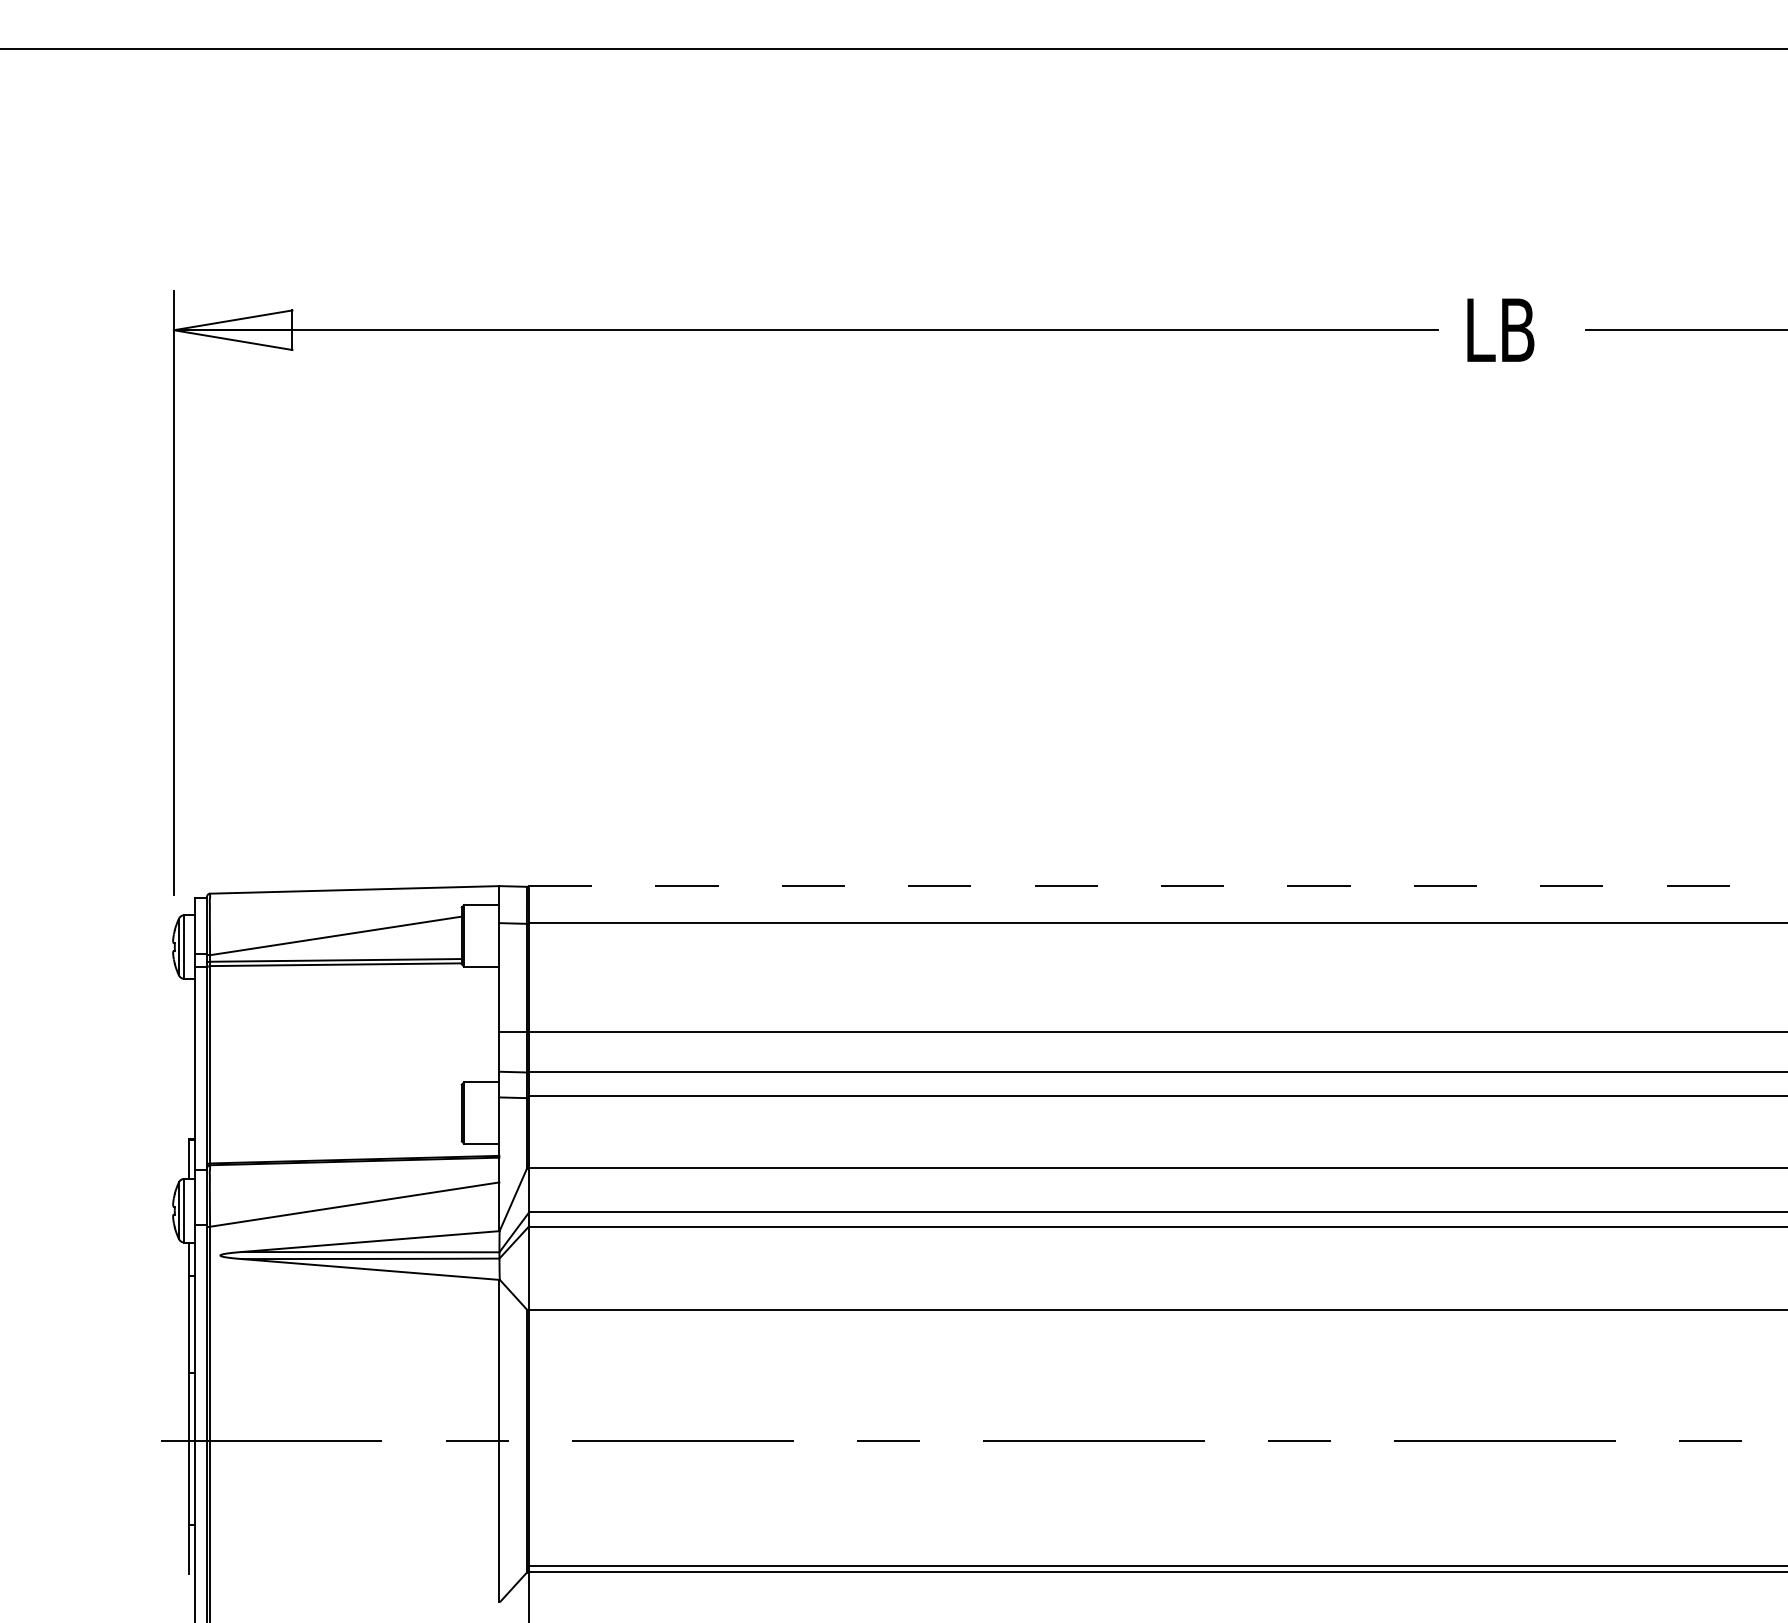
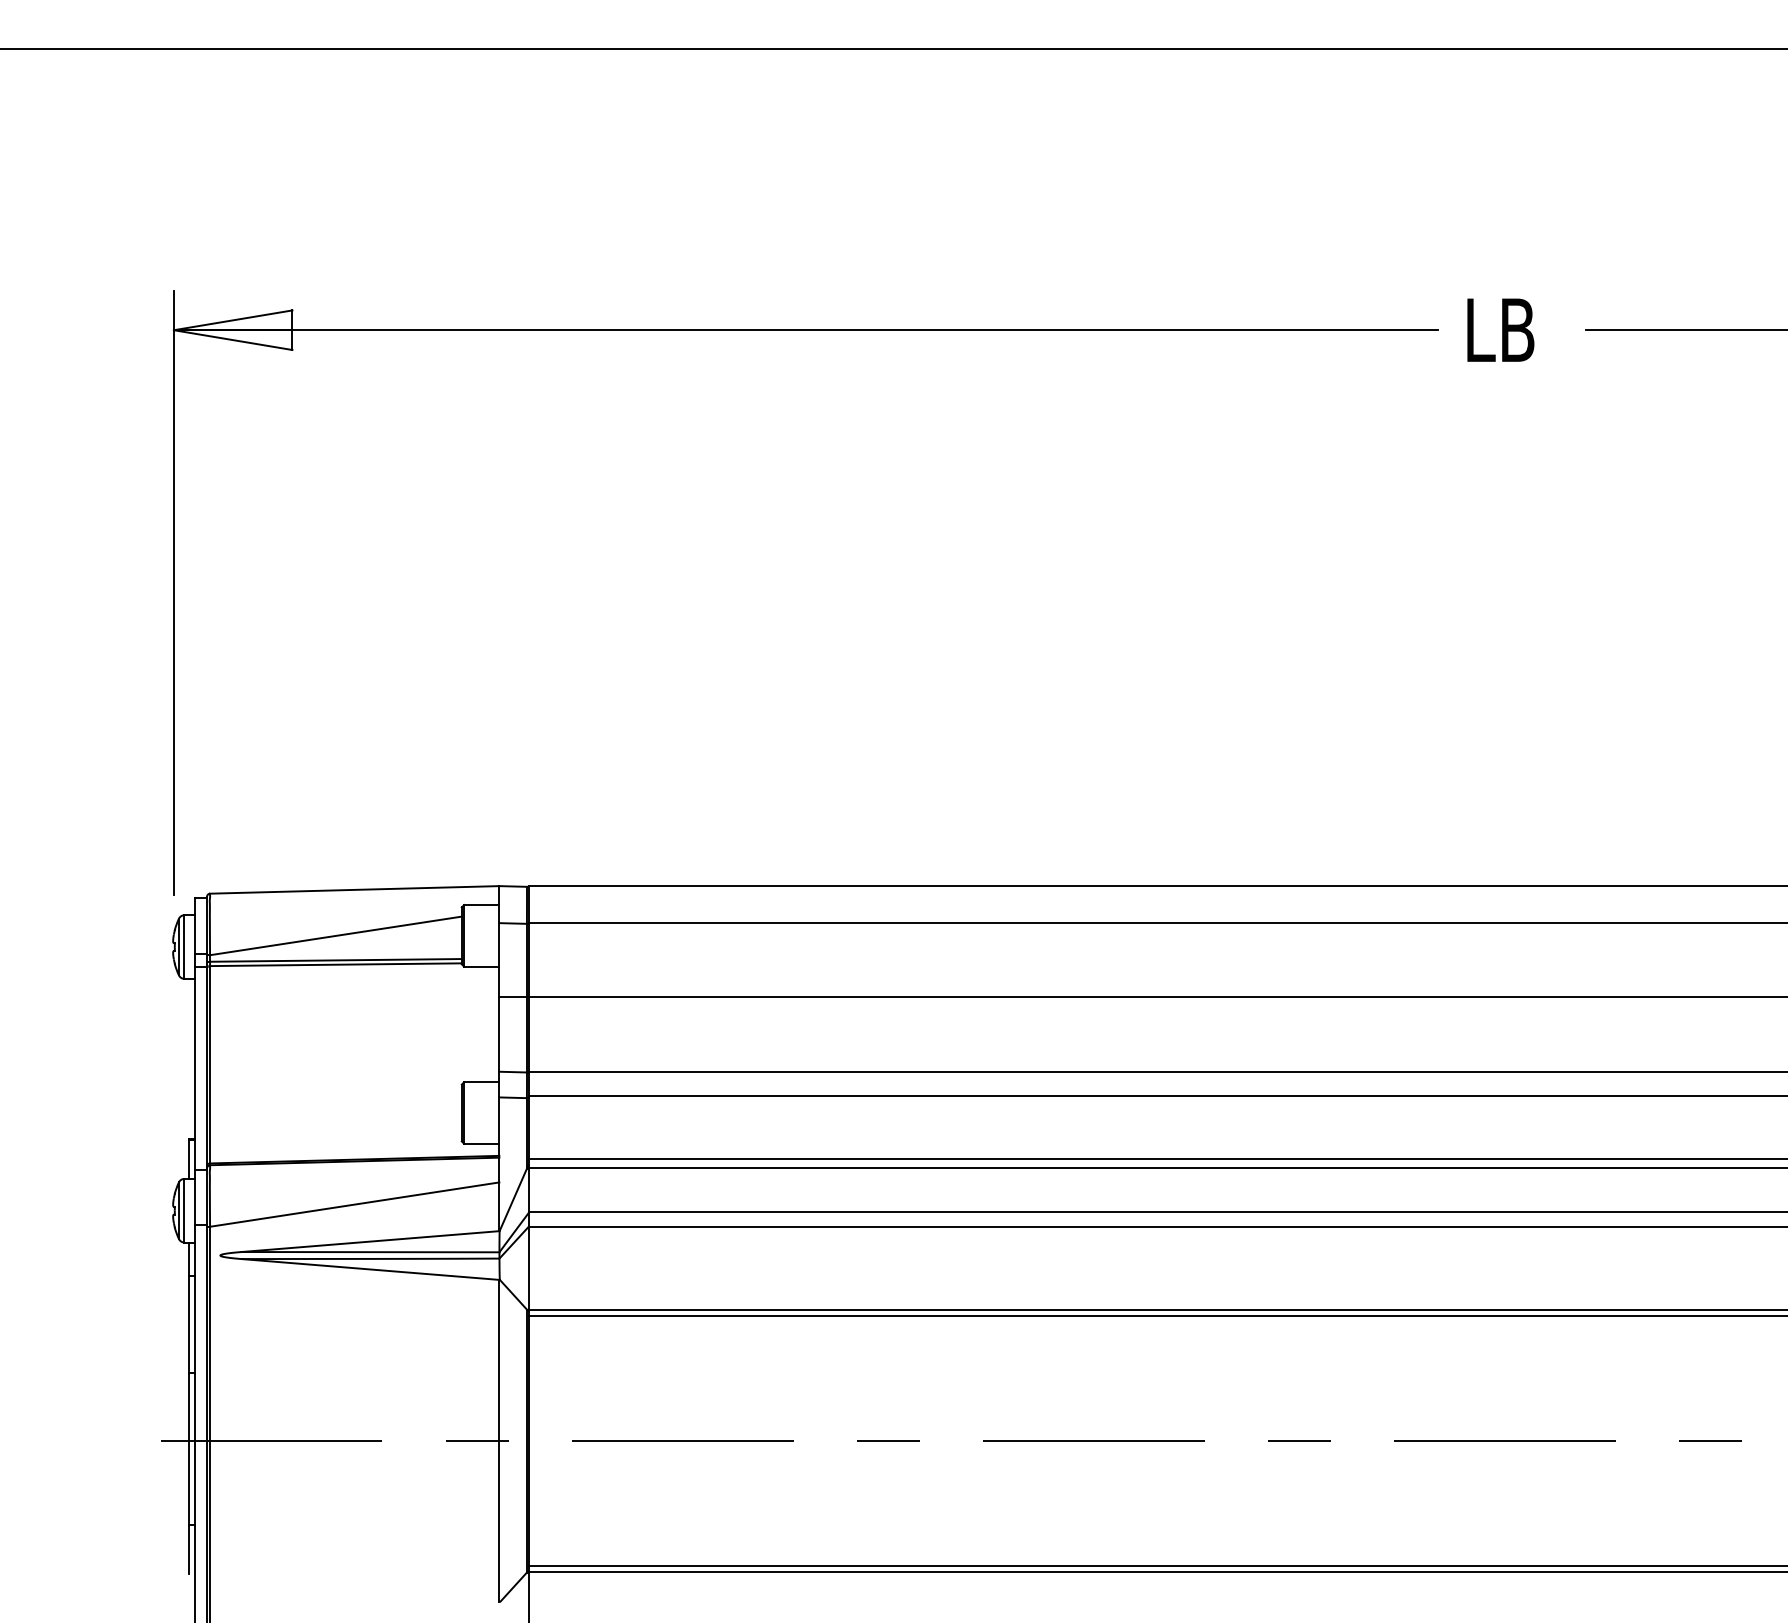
line: dashed -> solid (1158, 886)
line position: (1141, 1031) -> (1141, 996) (1141, 996)
line: none -> present (1156, 1159)
line: none -> present (1156, 1316)
